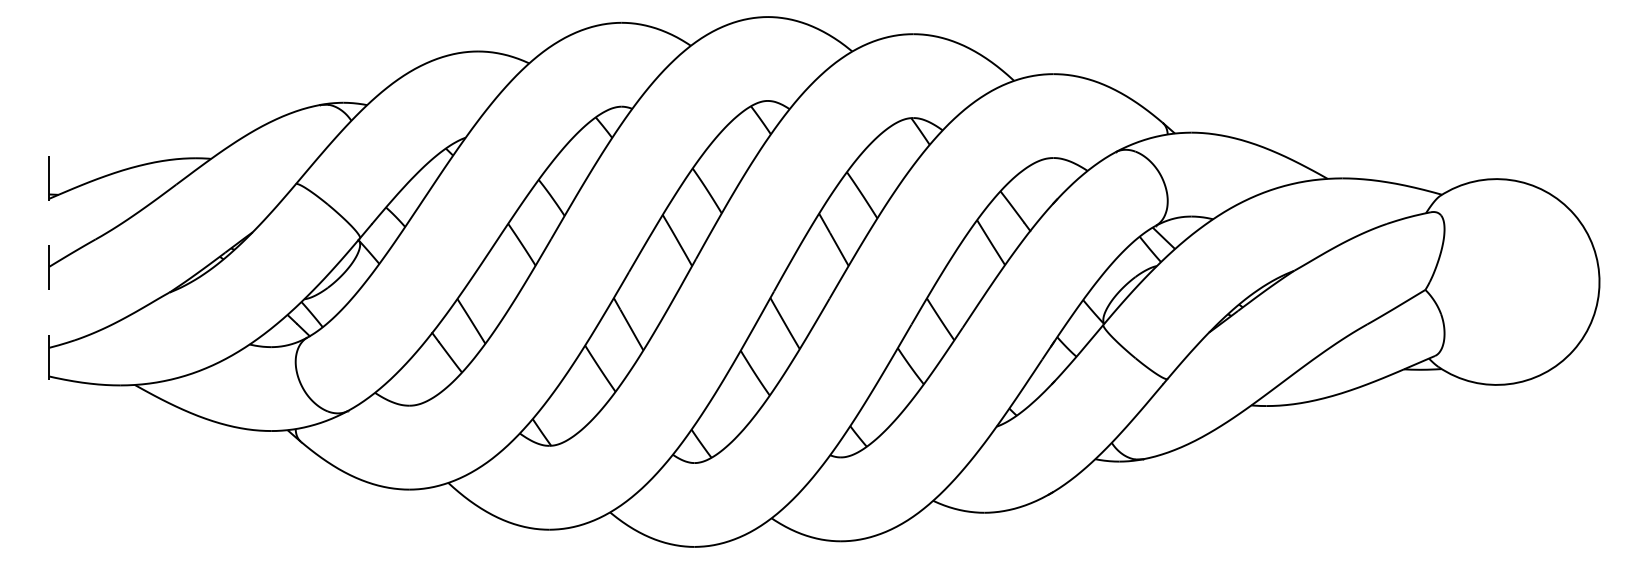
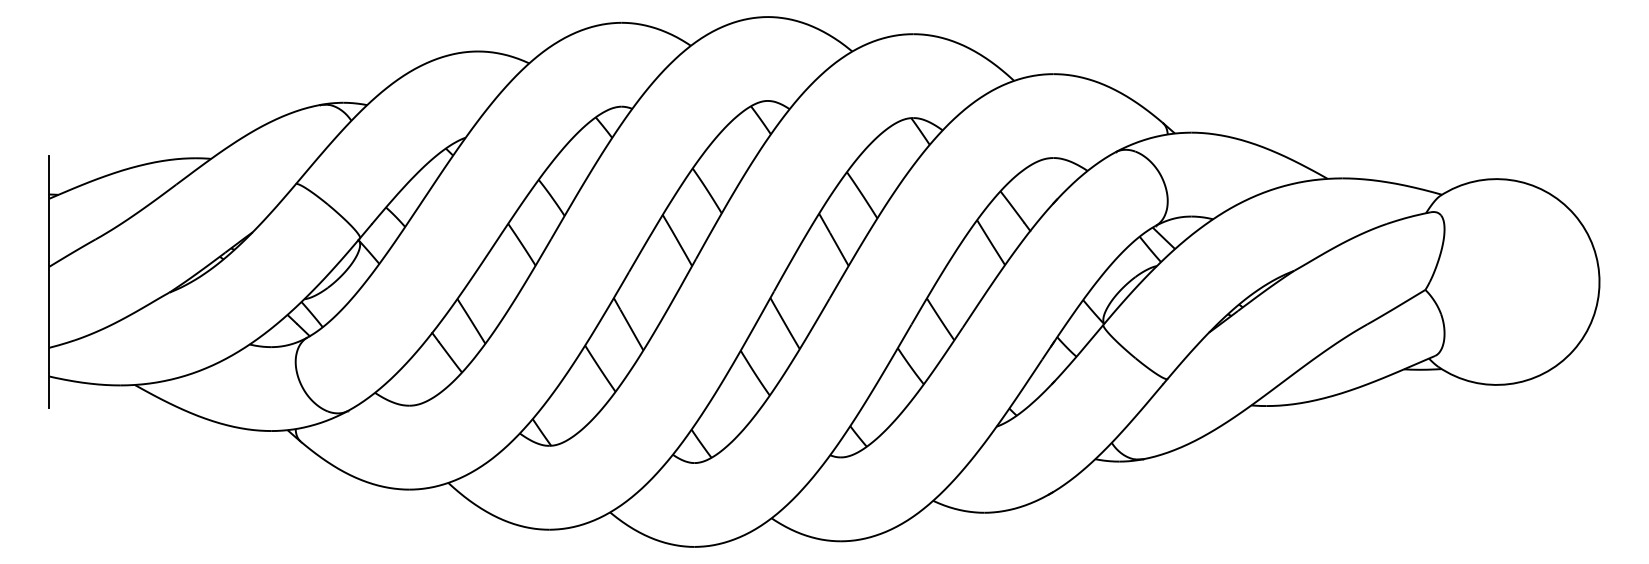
line: dashed -> solid (49, 282)
